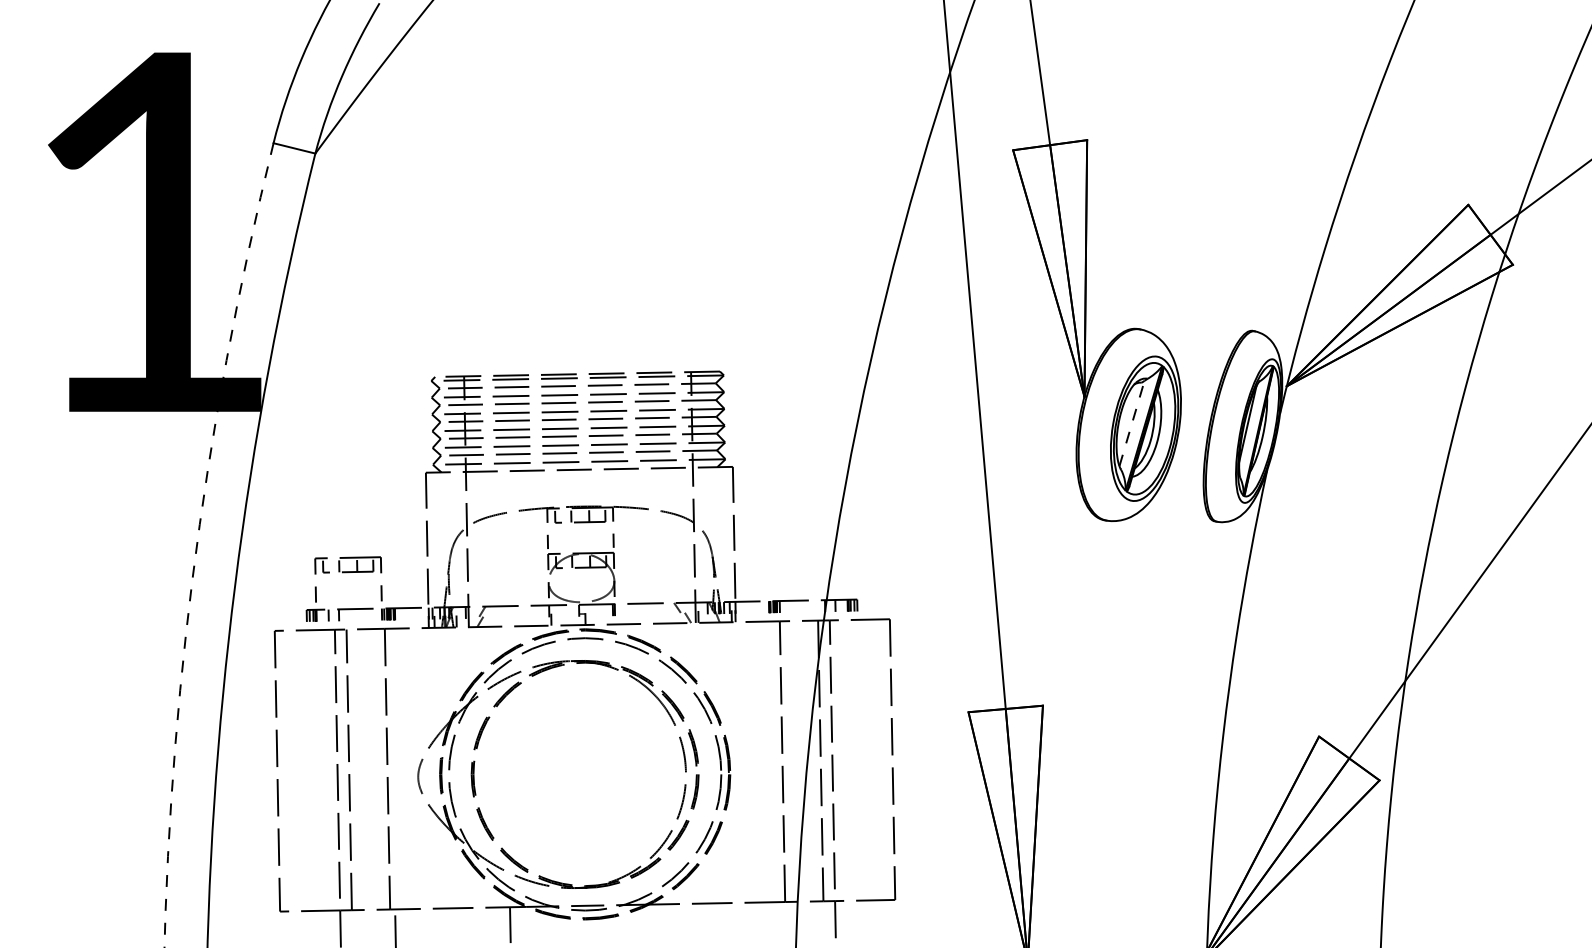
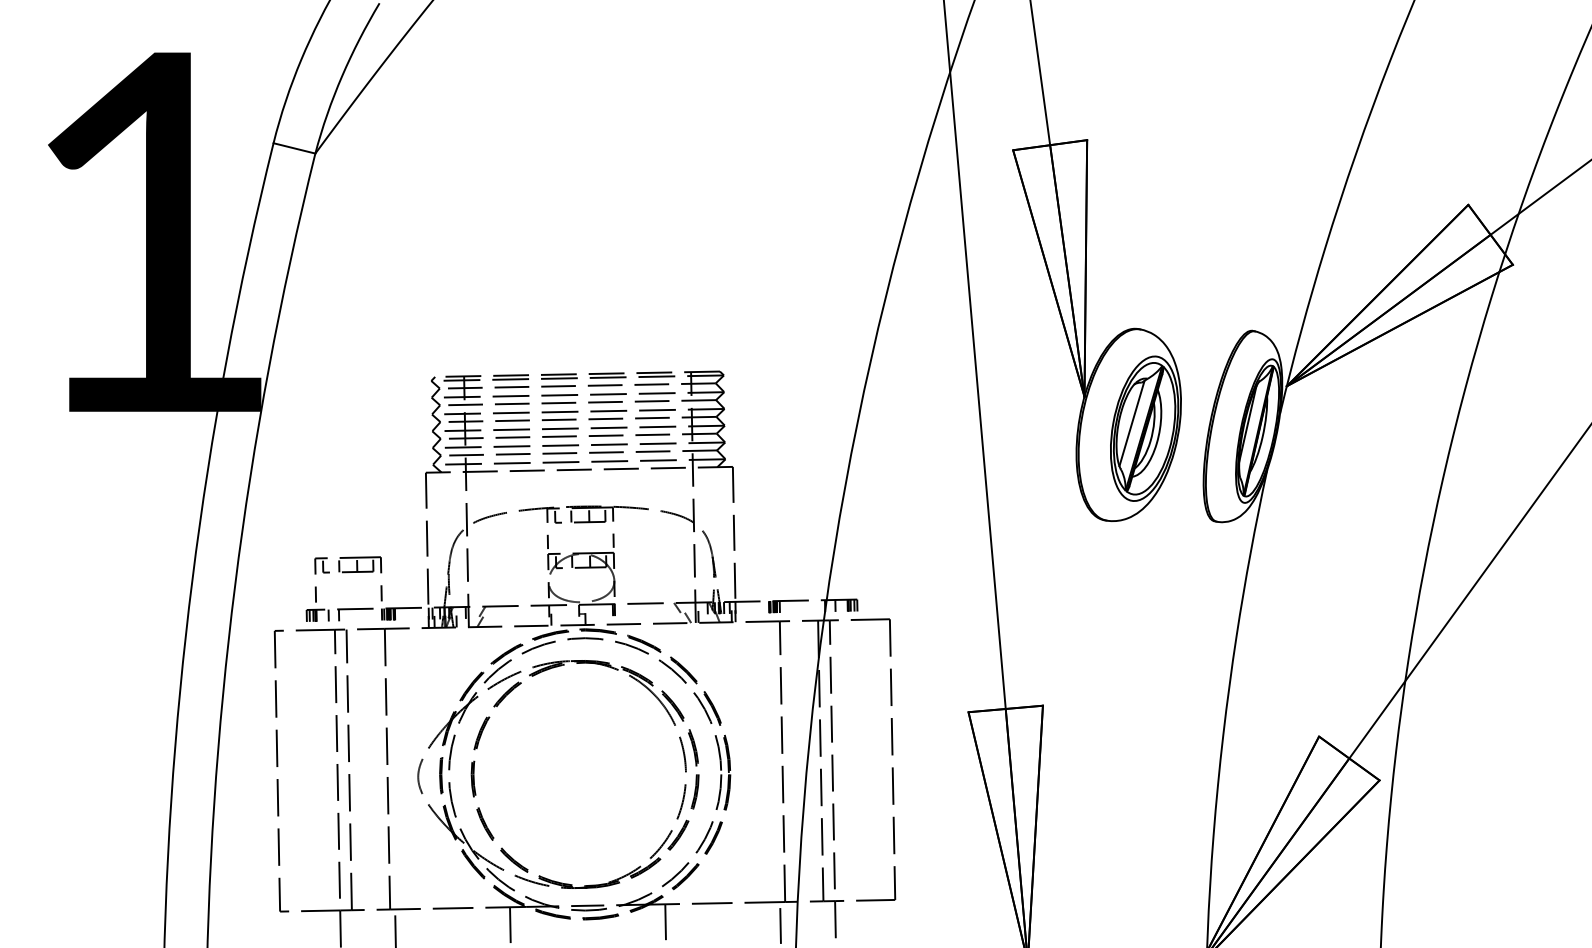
line: dashed -> solid (1132, 423)
arc: dashed -> solid (197, 542)
line: none -> present (780, 923)
line: none -> present (665, 924)
